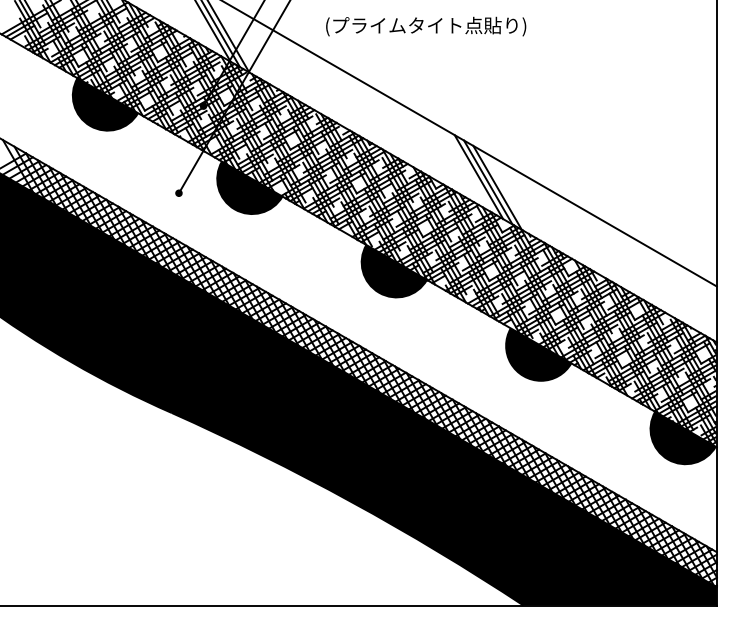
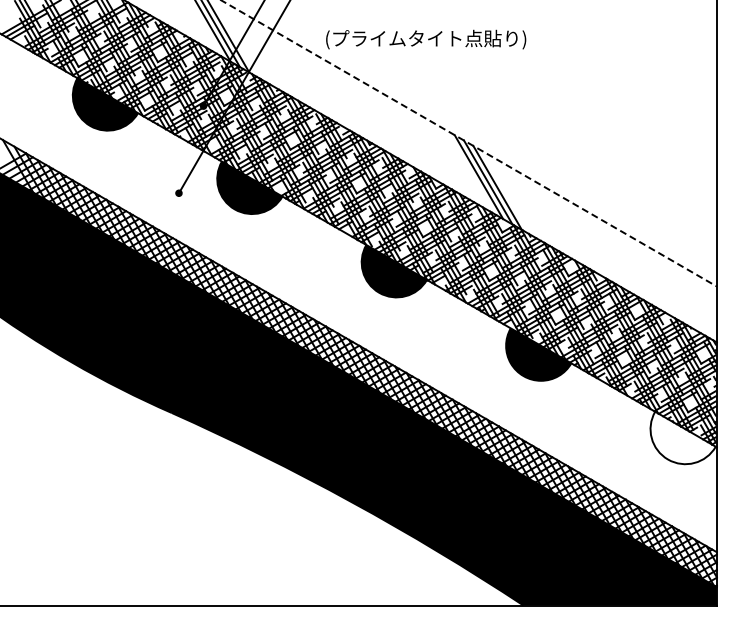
text position: (426, 26) -> (426, 39) (426, 39)
line: solid -> dashed (469, 143)
fill: present -> none (682, 437)
